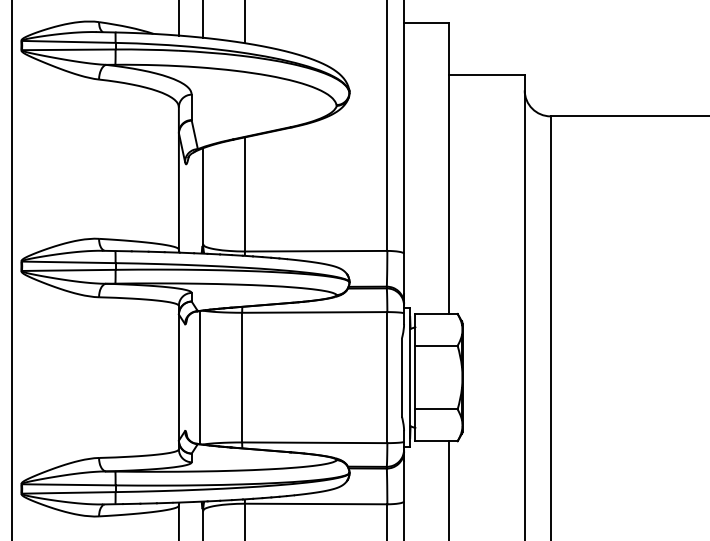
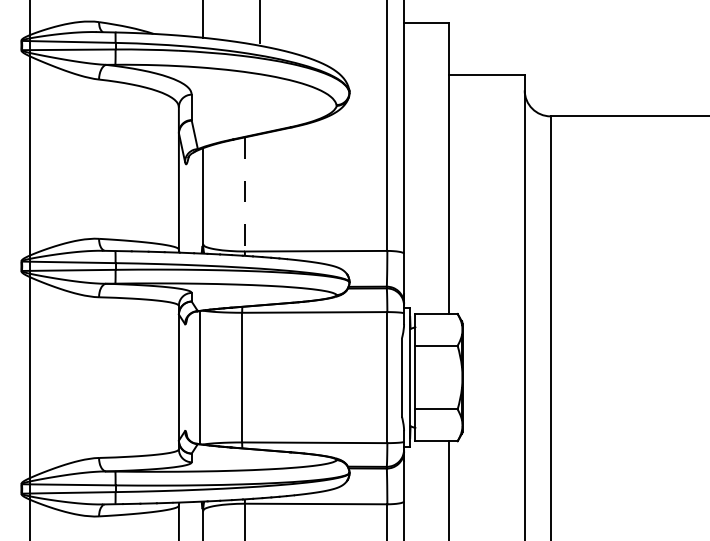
line: present -> none (178, 18)
line position: (244, 22) -> (259, 22) (259, 22)
line: solid -> dashed (244, 194)
line position: (11, 269) -> (29, 269) (29, 269)
